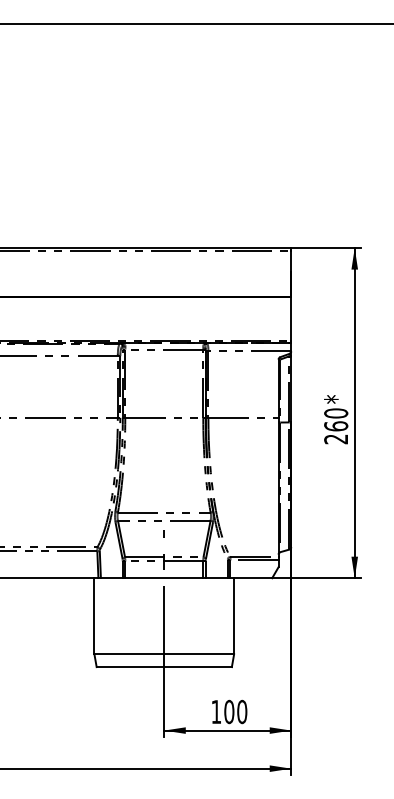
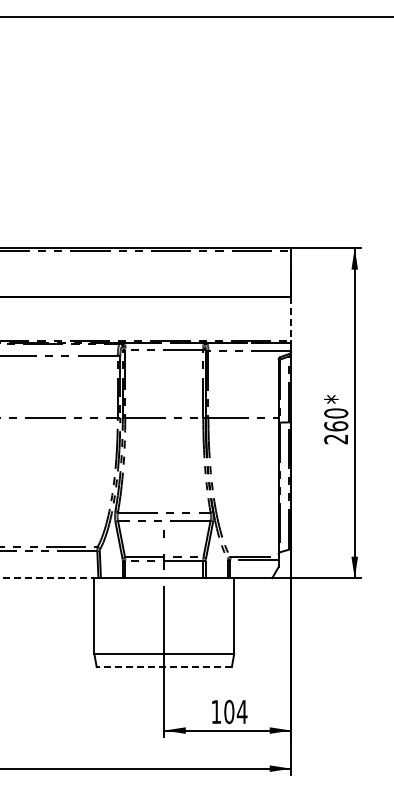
line position: (196, 23) -> (196, 16) (196, 16)
line: solid -> dashed (291, 318)
line: solid -> dashed (49, 578)
line: solid -> dashed (164, 667)
text: 100 -> 104 (241, 711)
